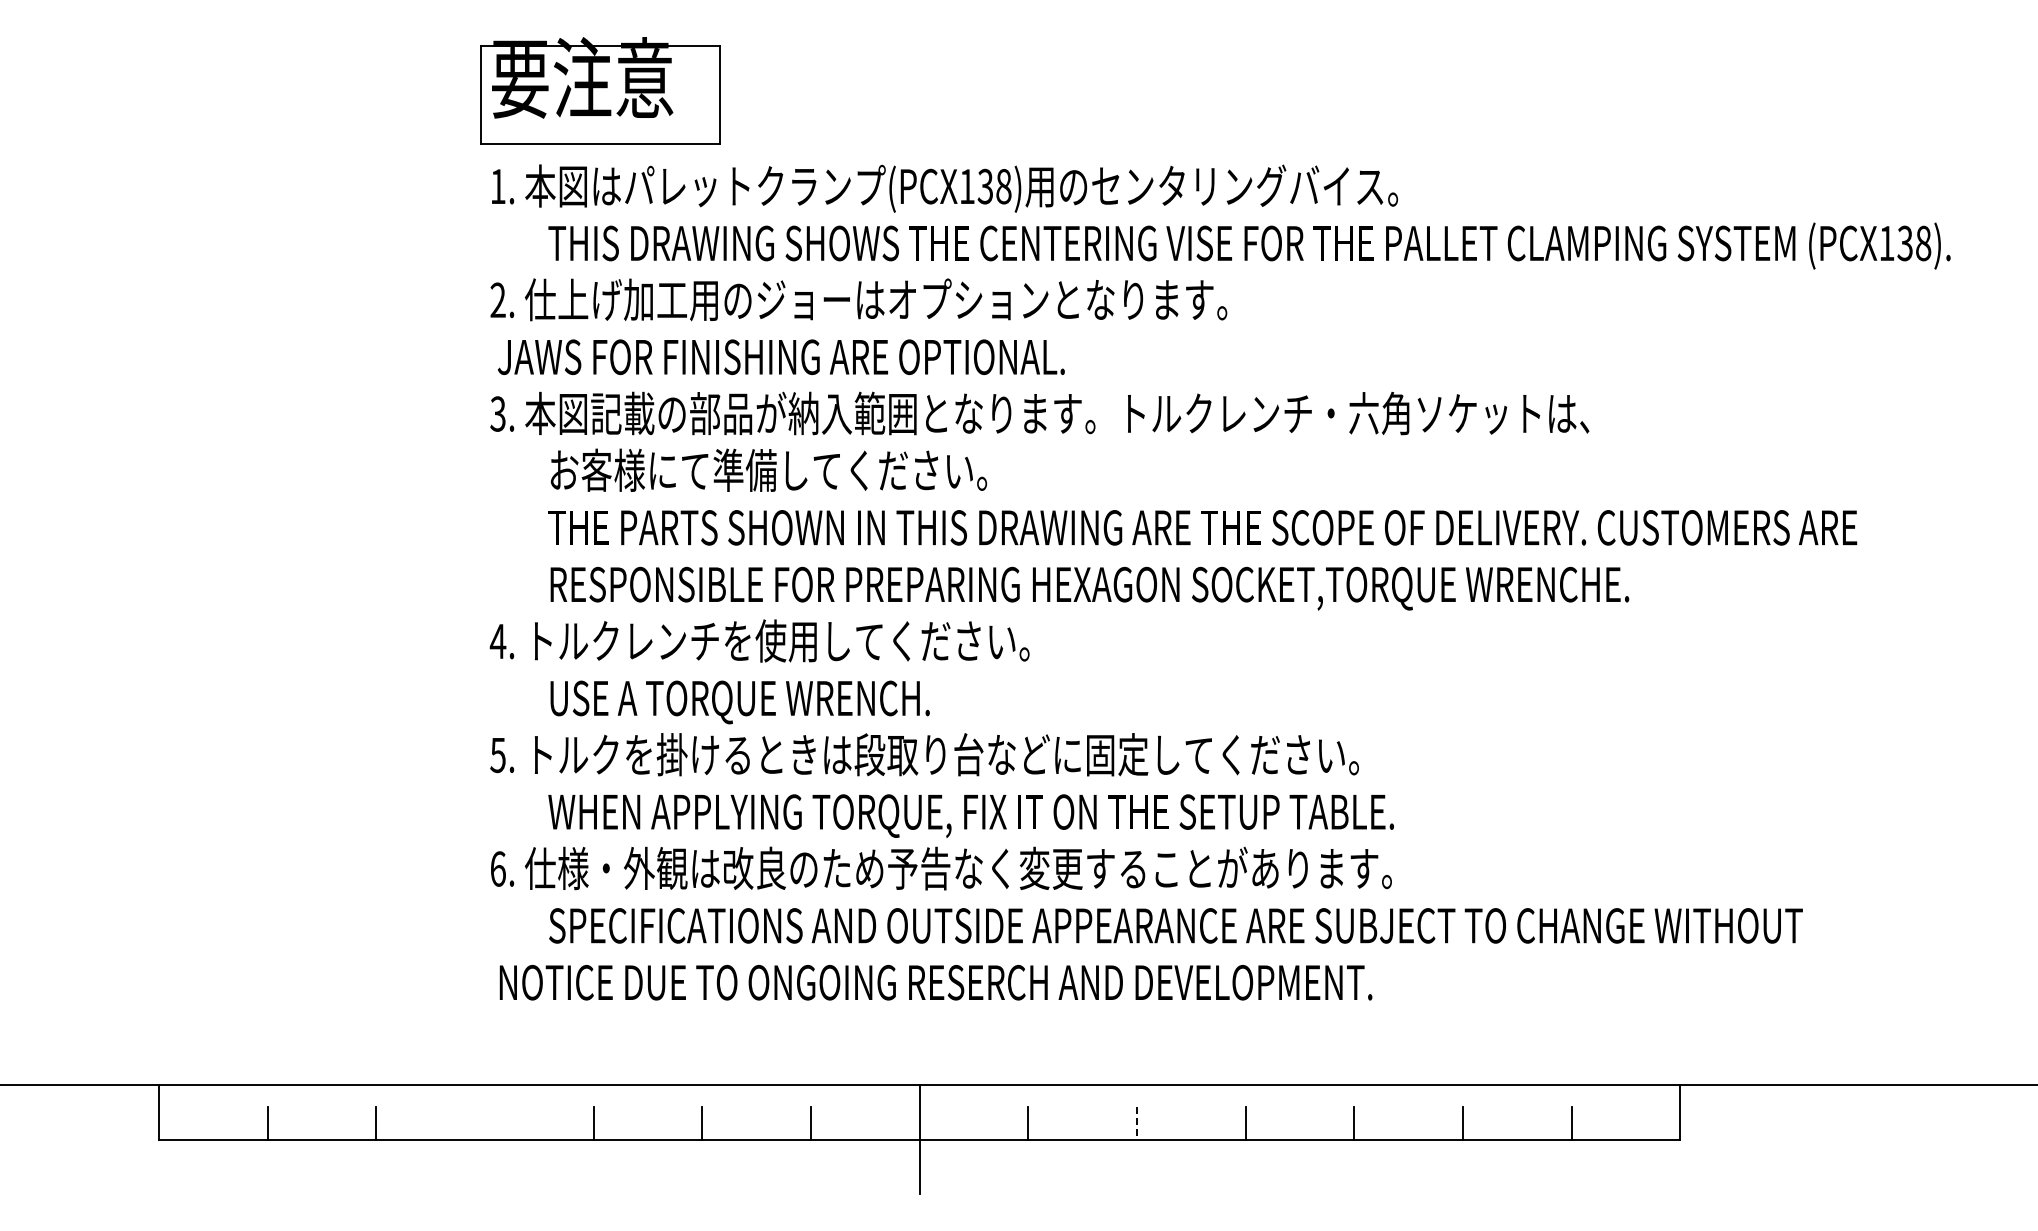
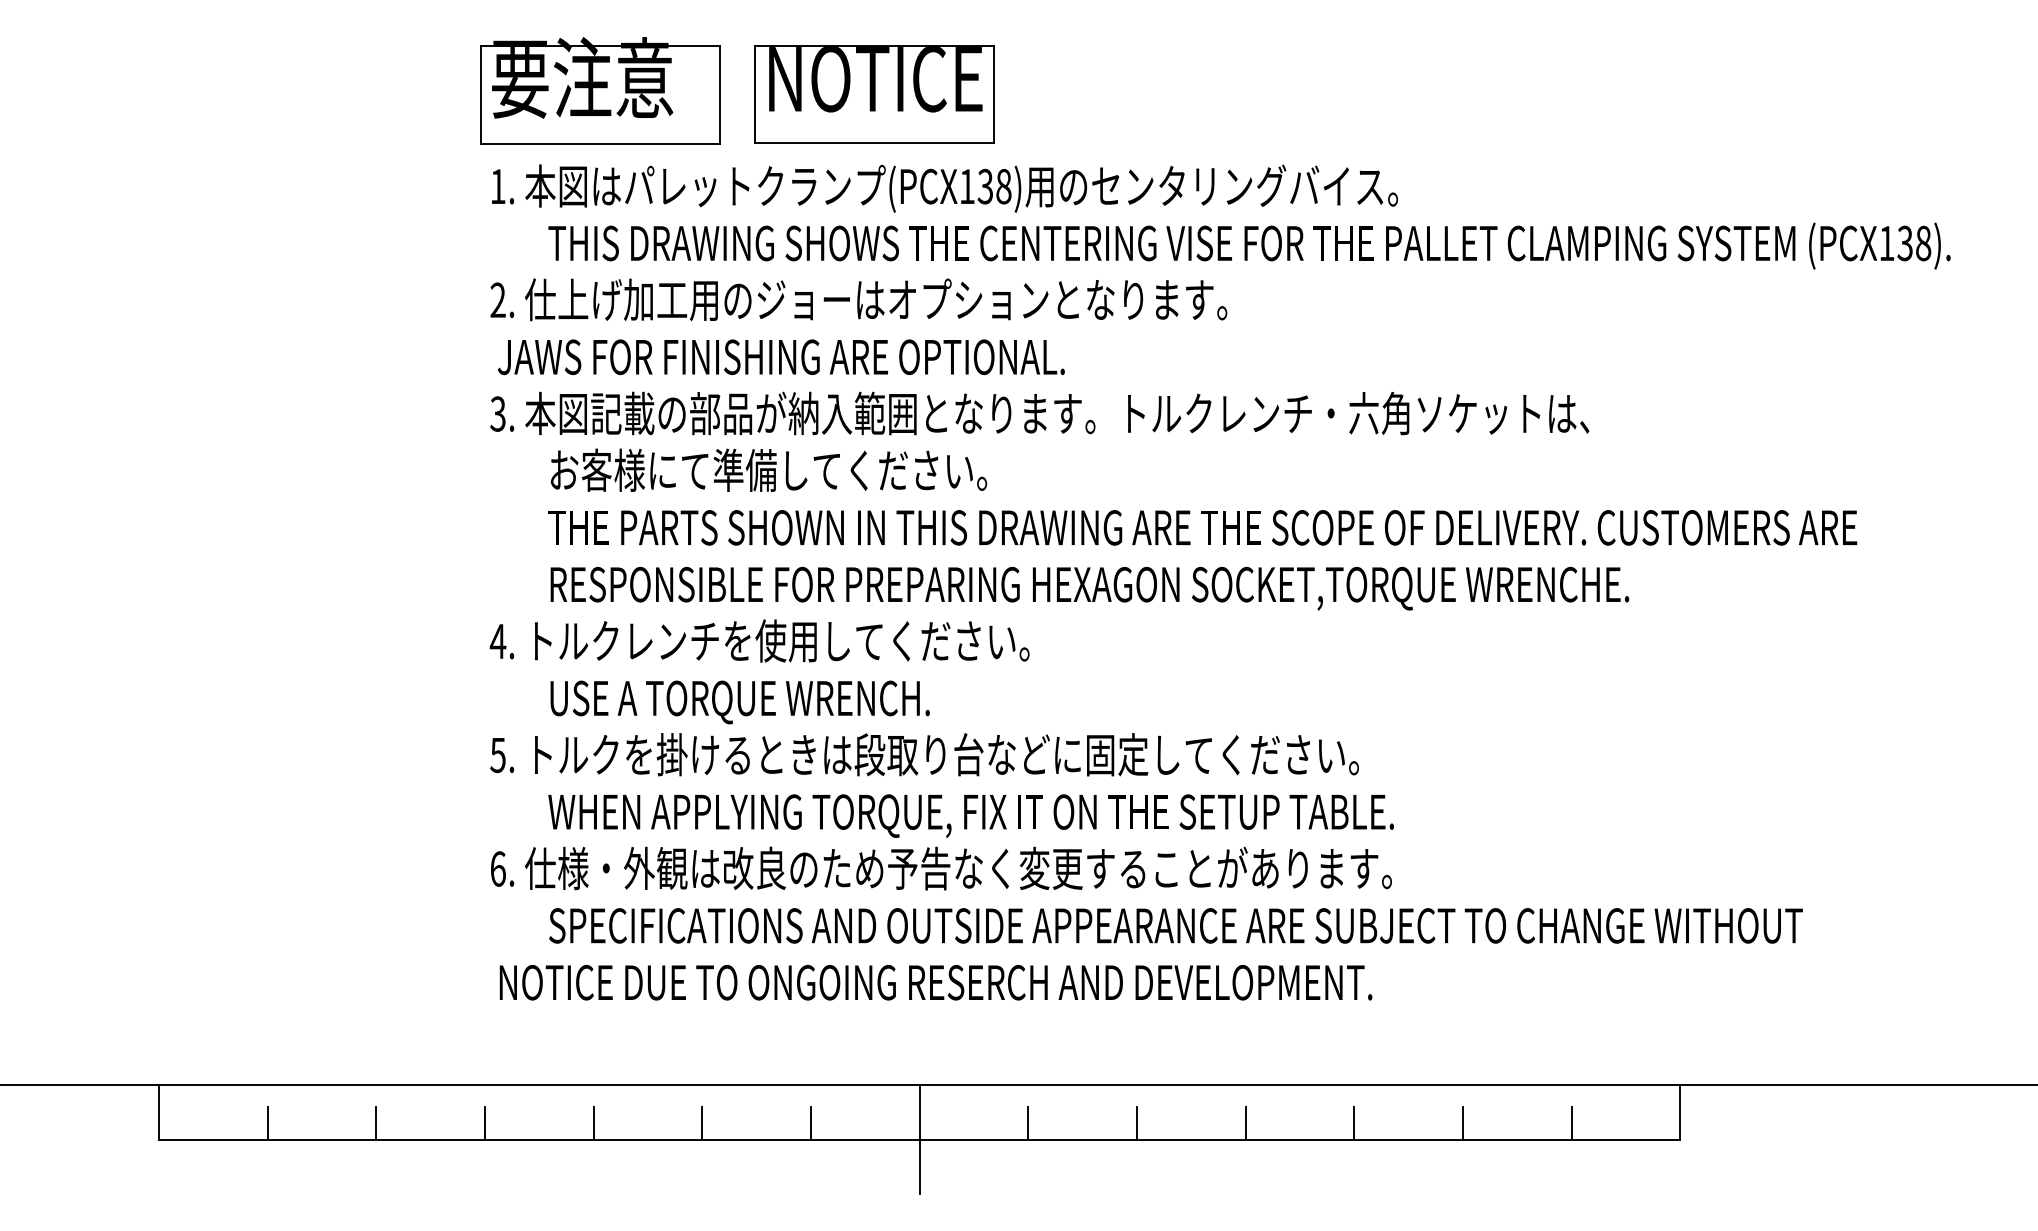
part: none -> present (874, 94)
line: none -> present (485, 1123)
line: dashed -> solid (1137, 1124)
